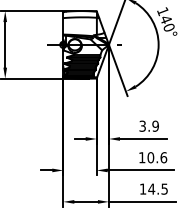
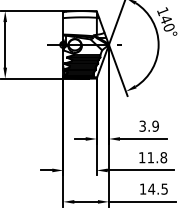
text: 10.6 -> 11.8 (157, 157)
